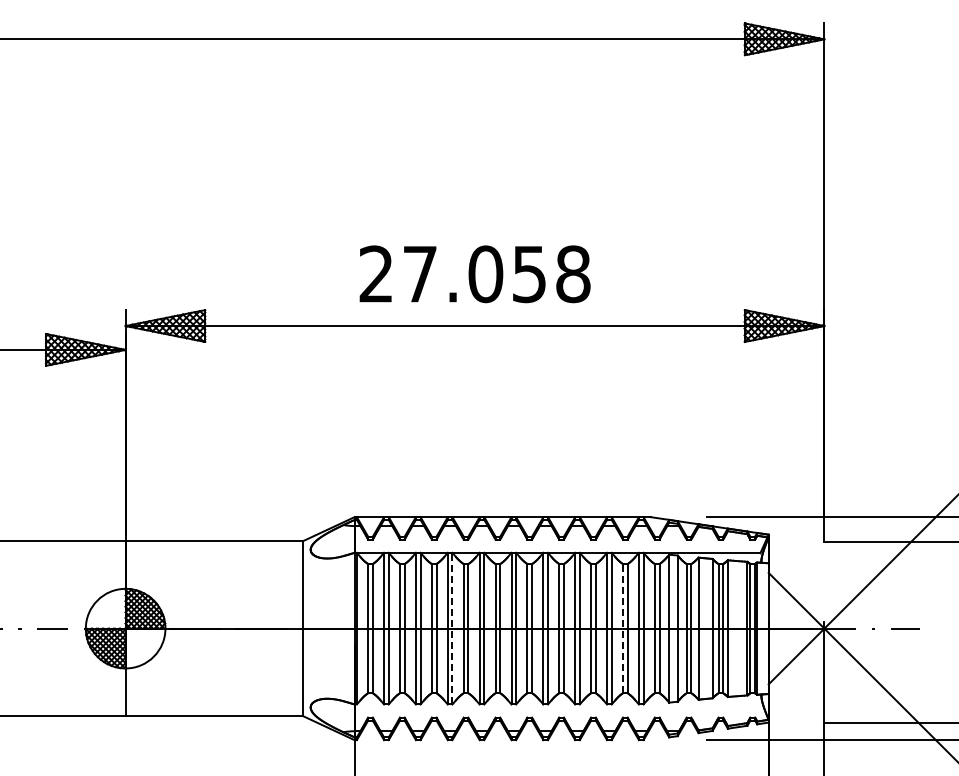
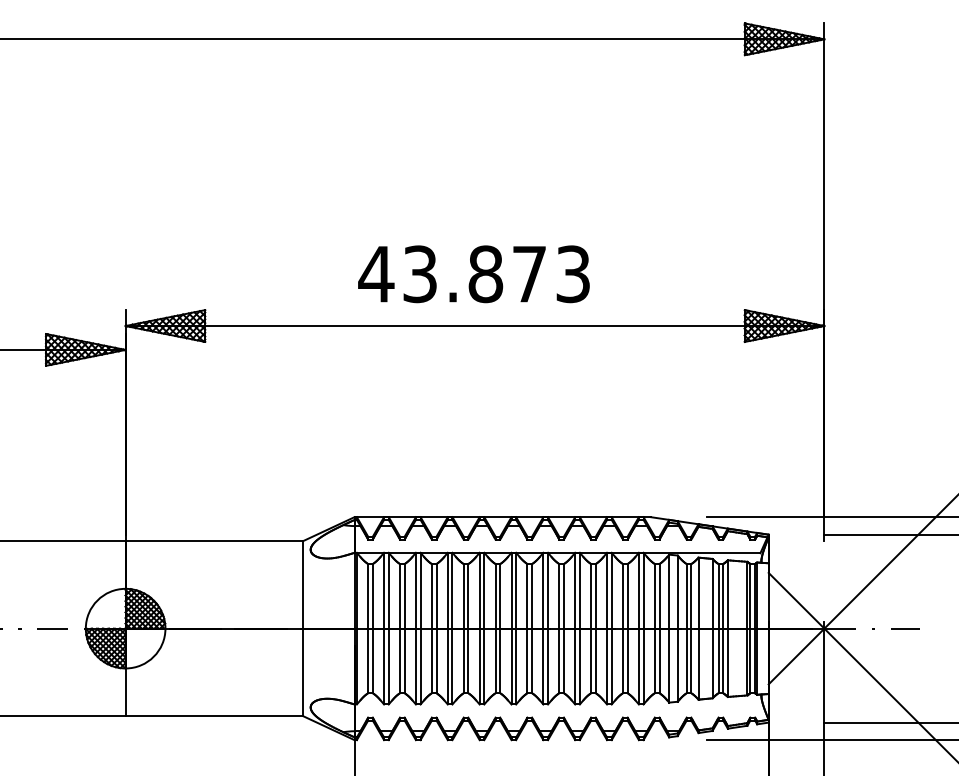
text: 27.058 -> 43.873 (474, 274)
line position: (889, 541) -> (889, 534) (889, 534)
line: dashed -> solid (452, 628)
line: dashed -> solid (623, 628)
